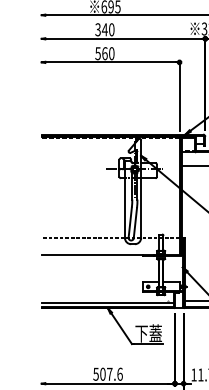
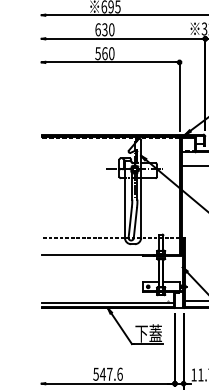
text: 340 -> 630 (101, 29)
text: 507.6 -> 547.6 (102, 373)
